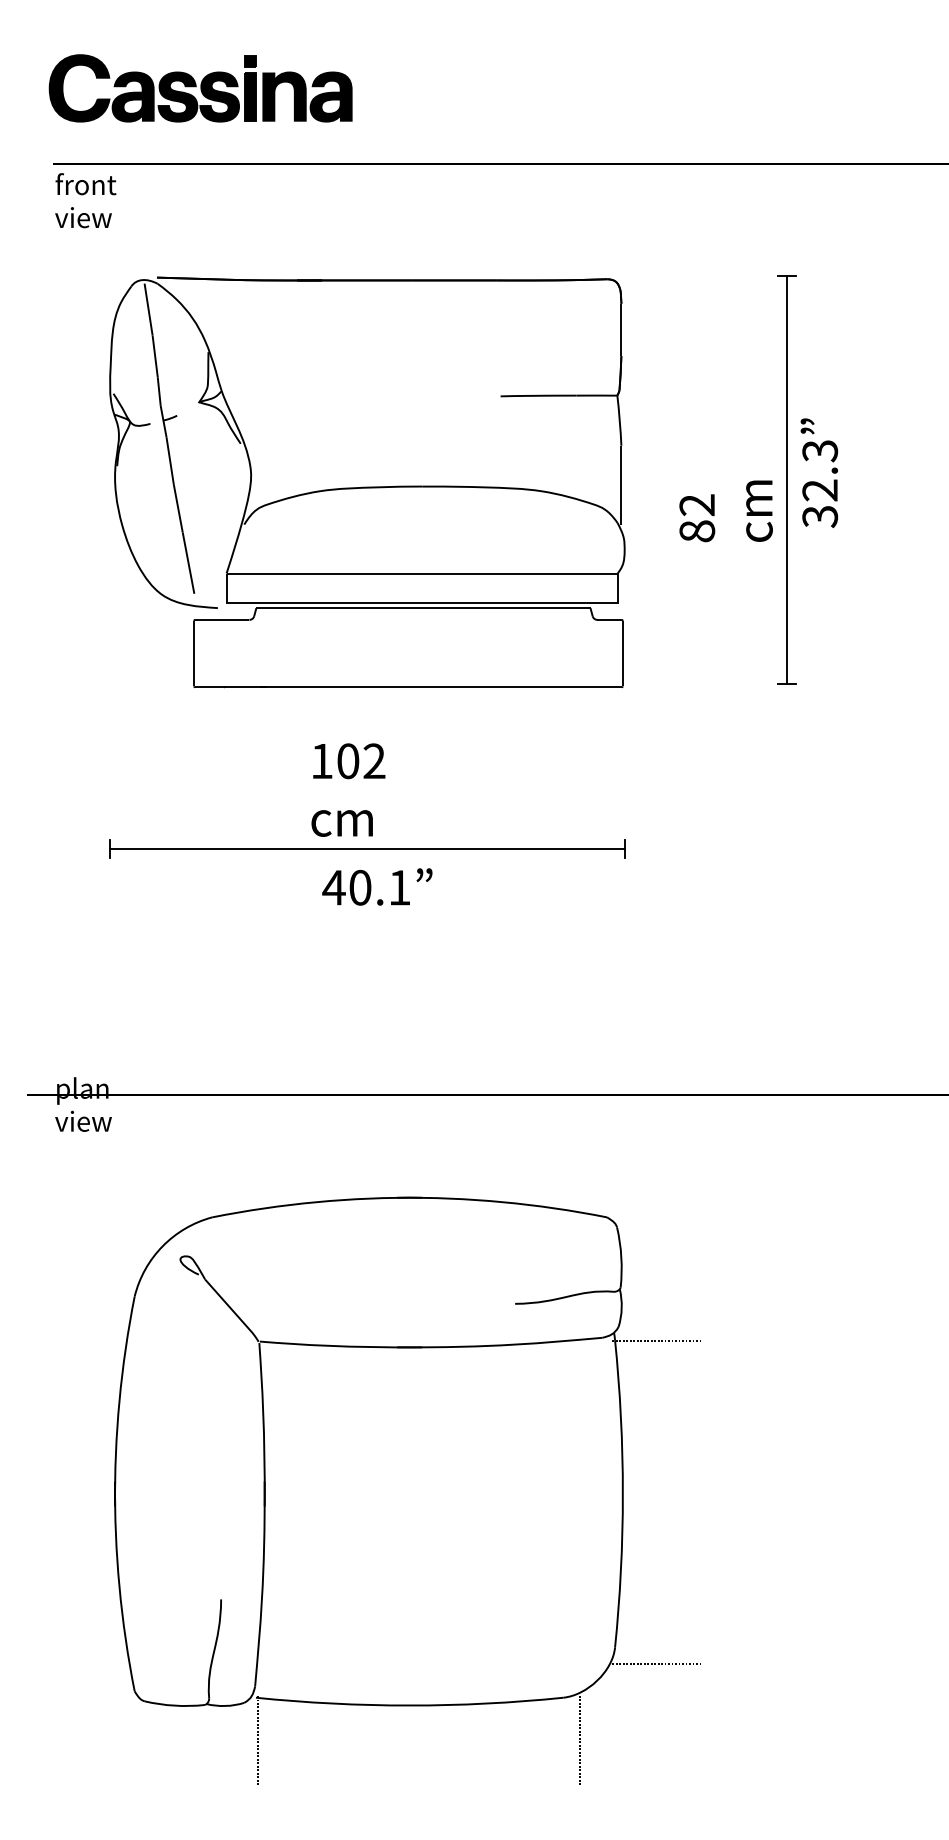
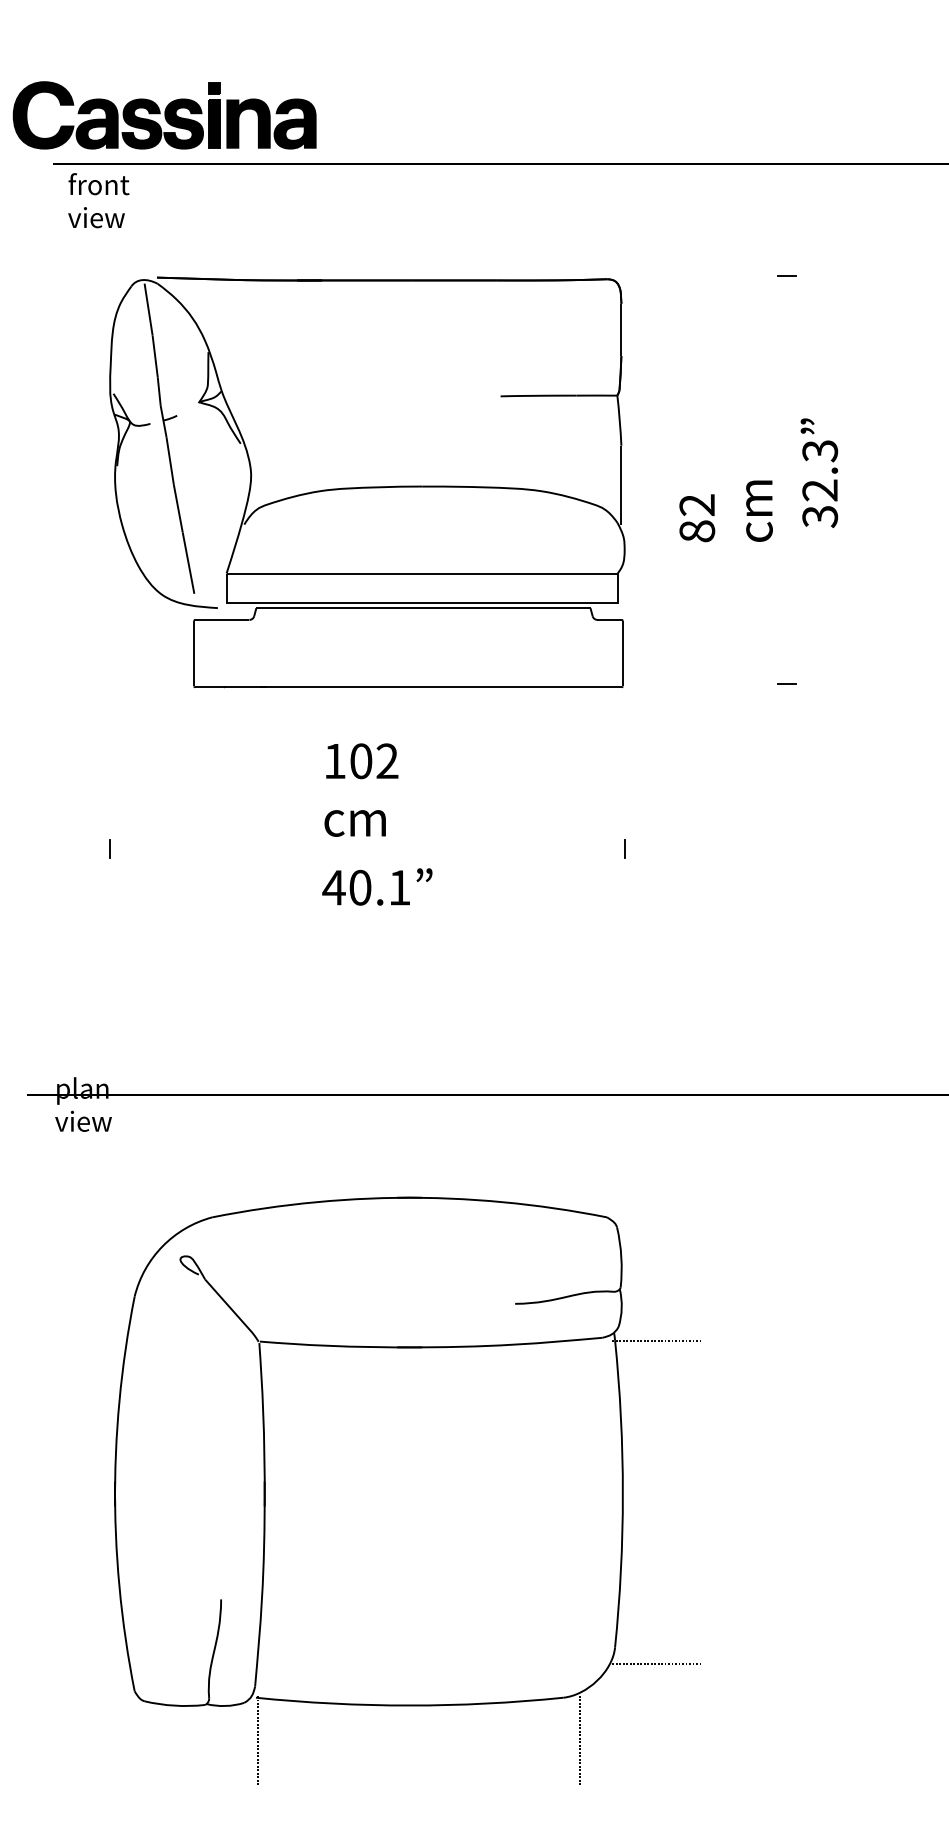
part position: (200, 88) -> (164, 115) (164, 115)
text position: (85, 200) -> (98, 200) (98, 200)
line: present -> none (787, 480)
text position: (348, 789) -> (361, 789) (361, 789)
line: present -> none (367, 849)
